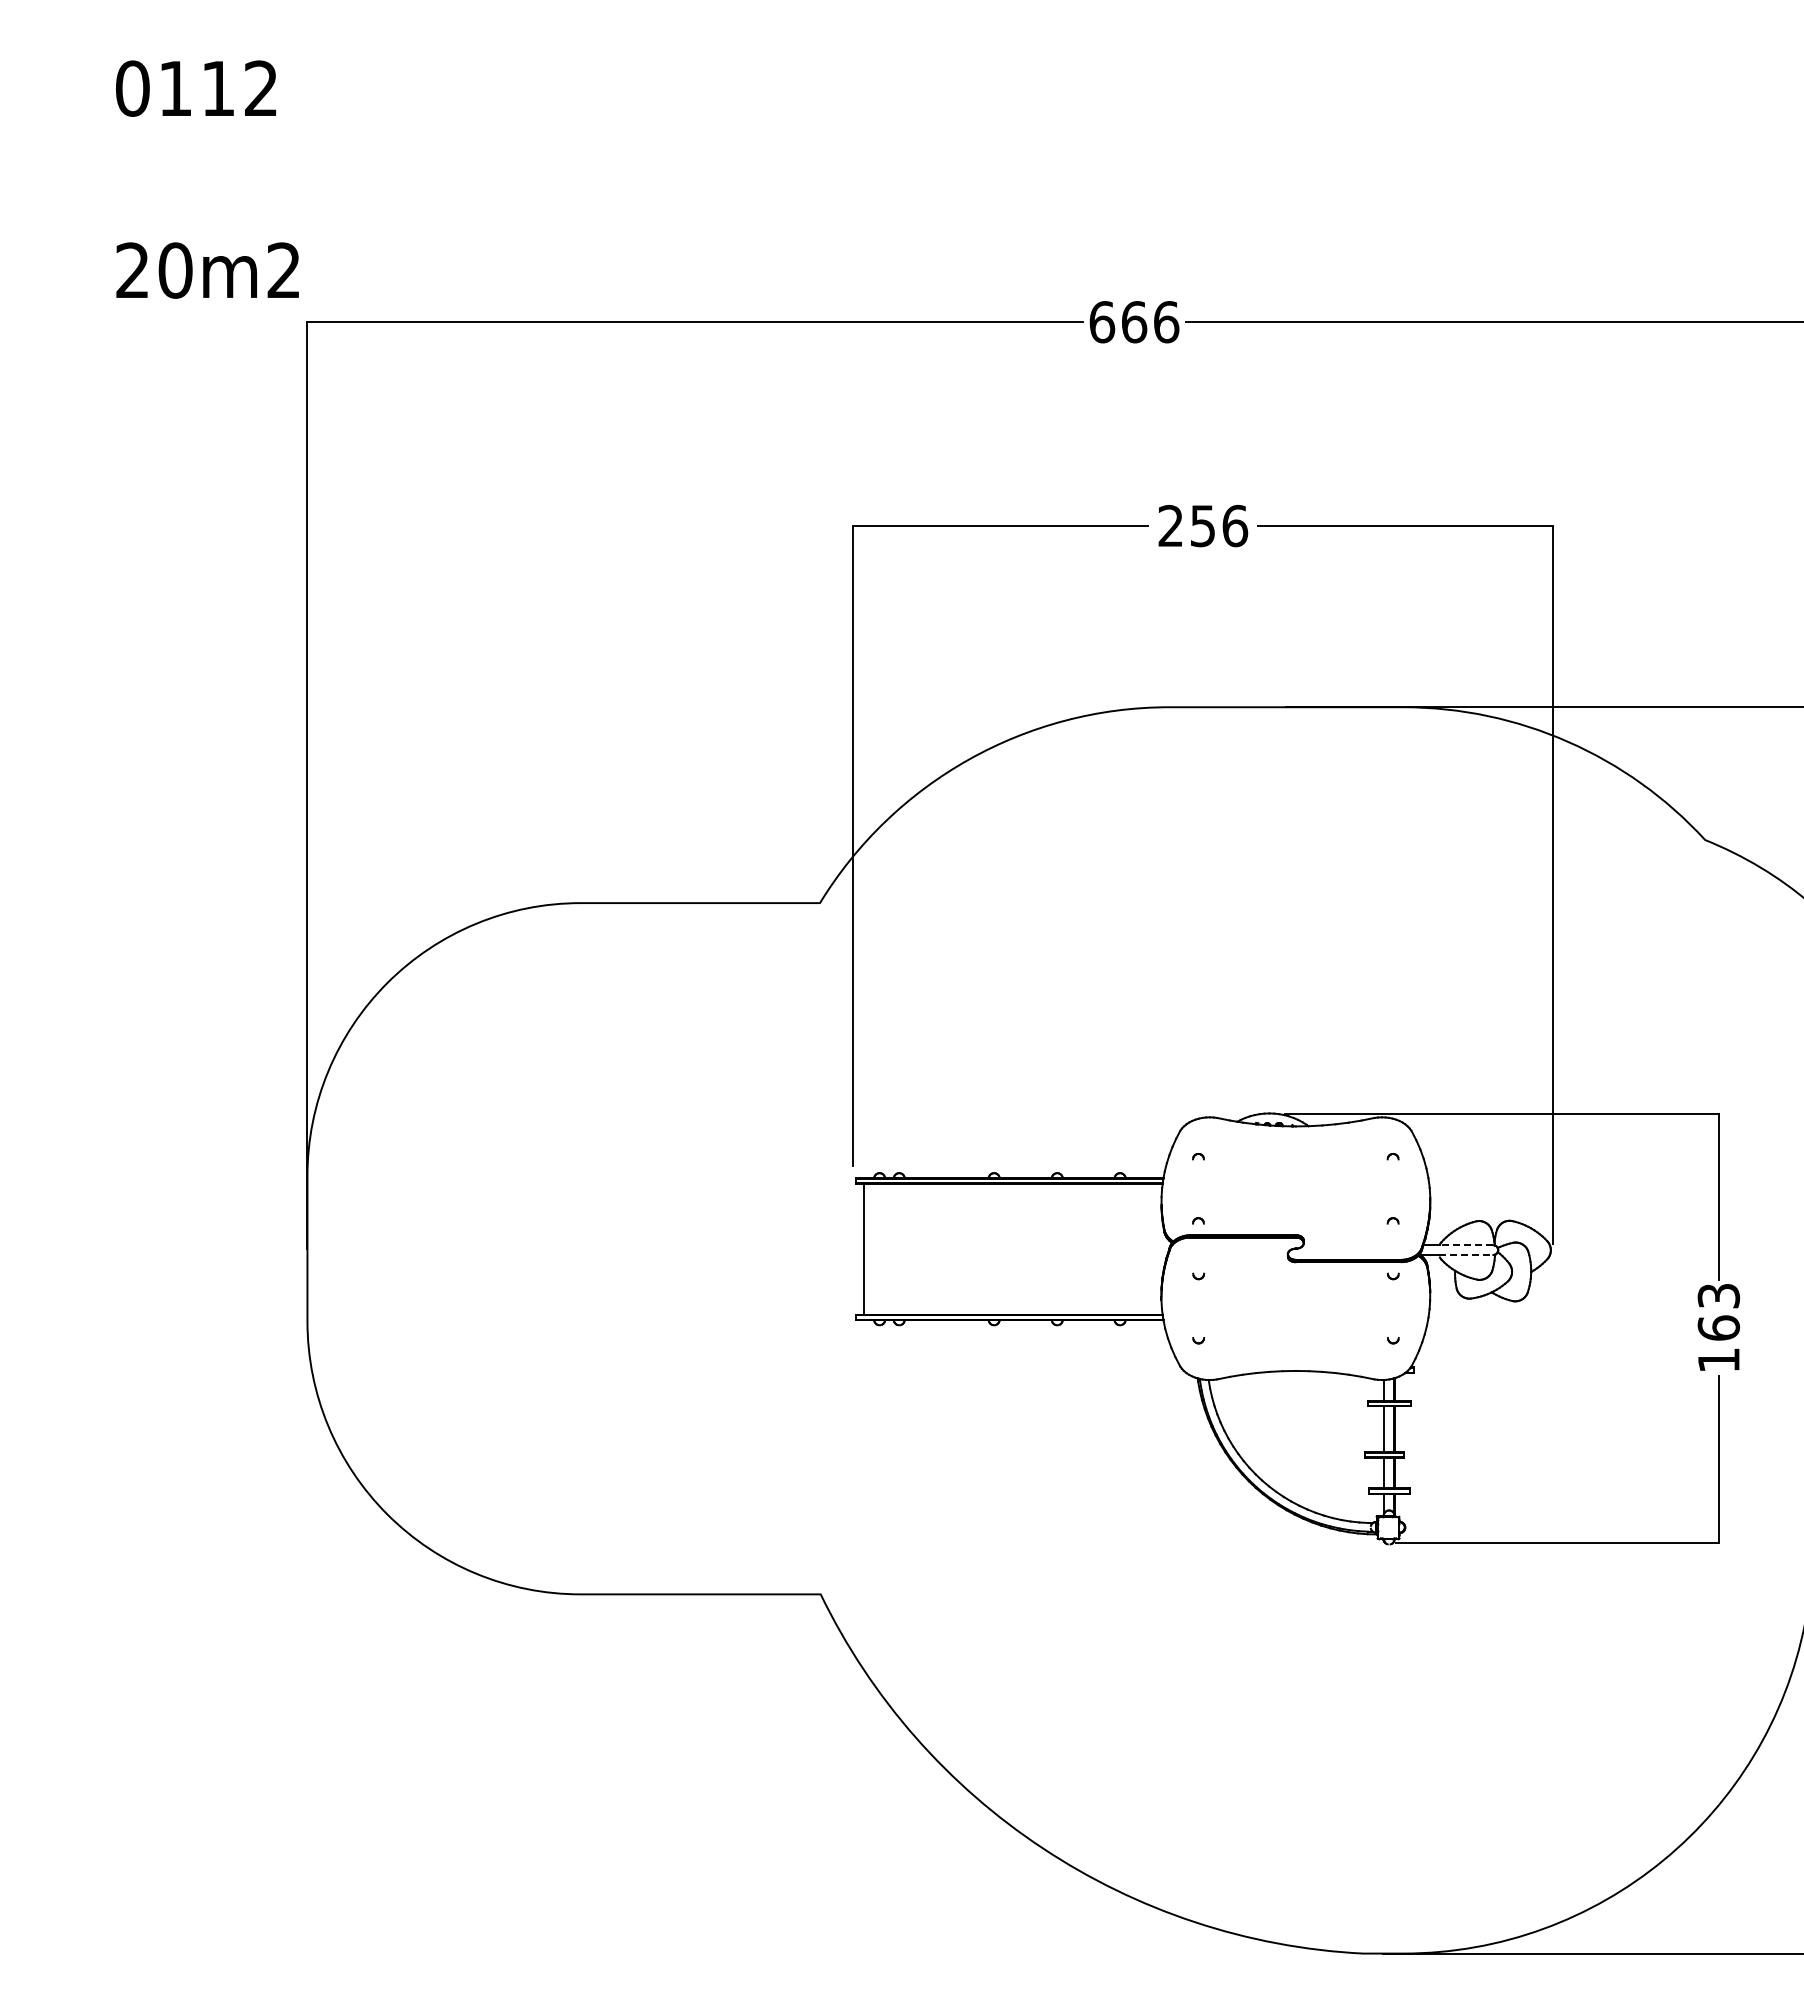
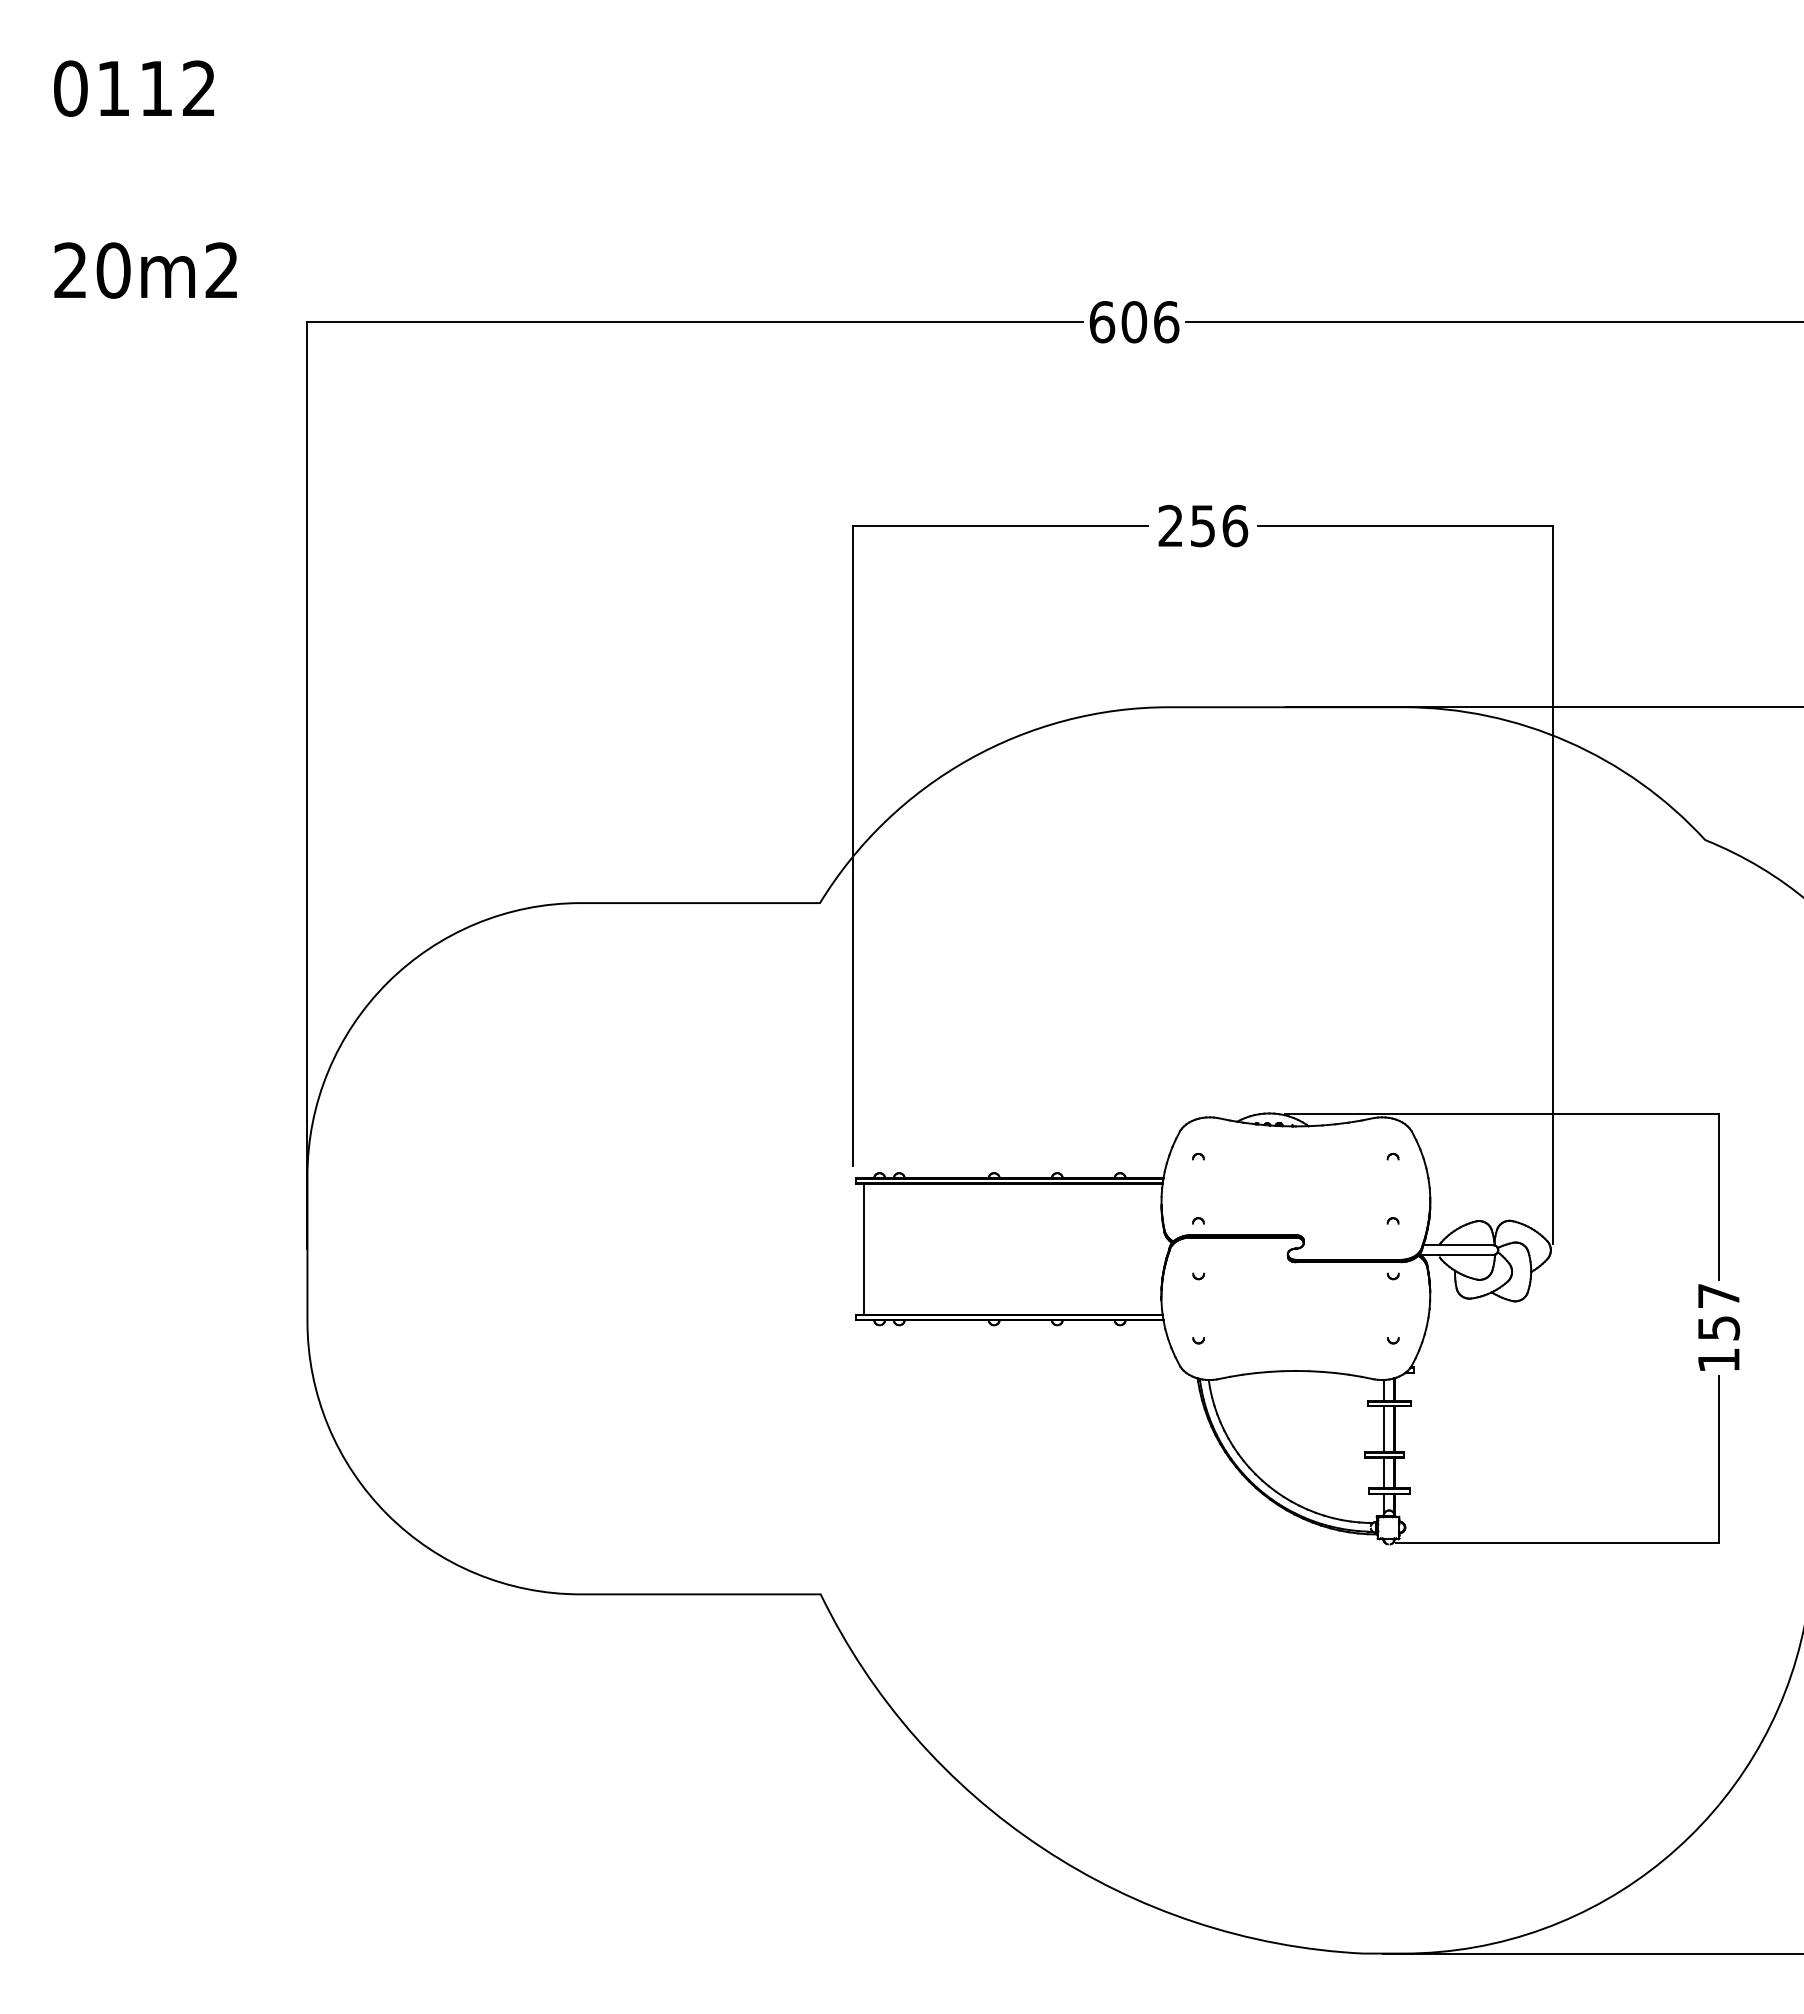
text position: (207, 179) -> (145, 179) (145, 179)
text: 666 -> 606 (1134, 322)
line: dashed -> solid (1466, 1245)
line: dashed -> solid (1466, 1255)
text: 163 -> 157 (1718, 1312)
